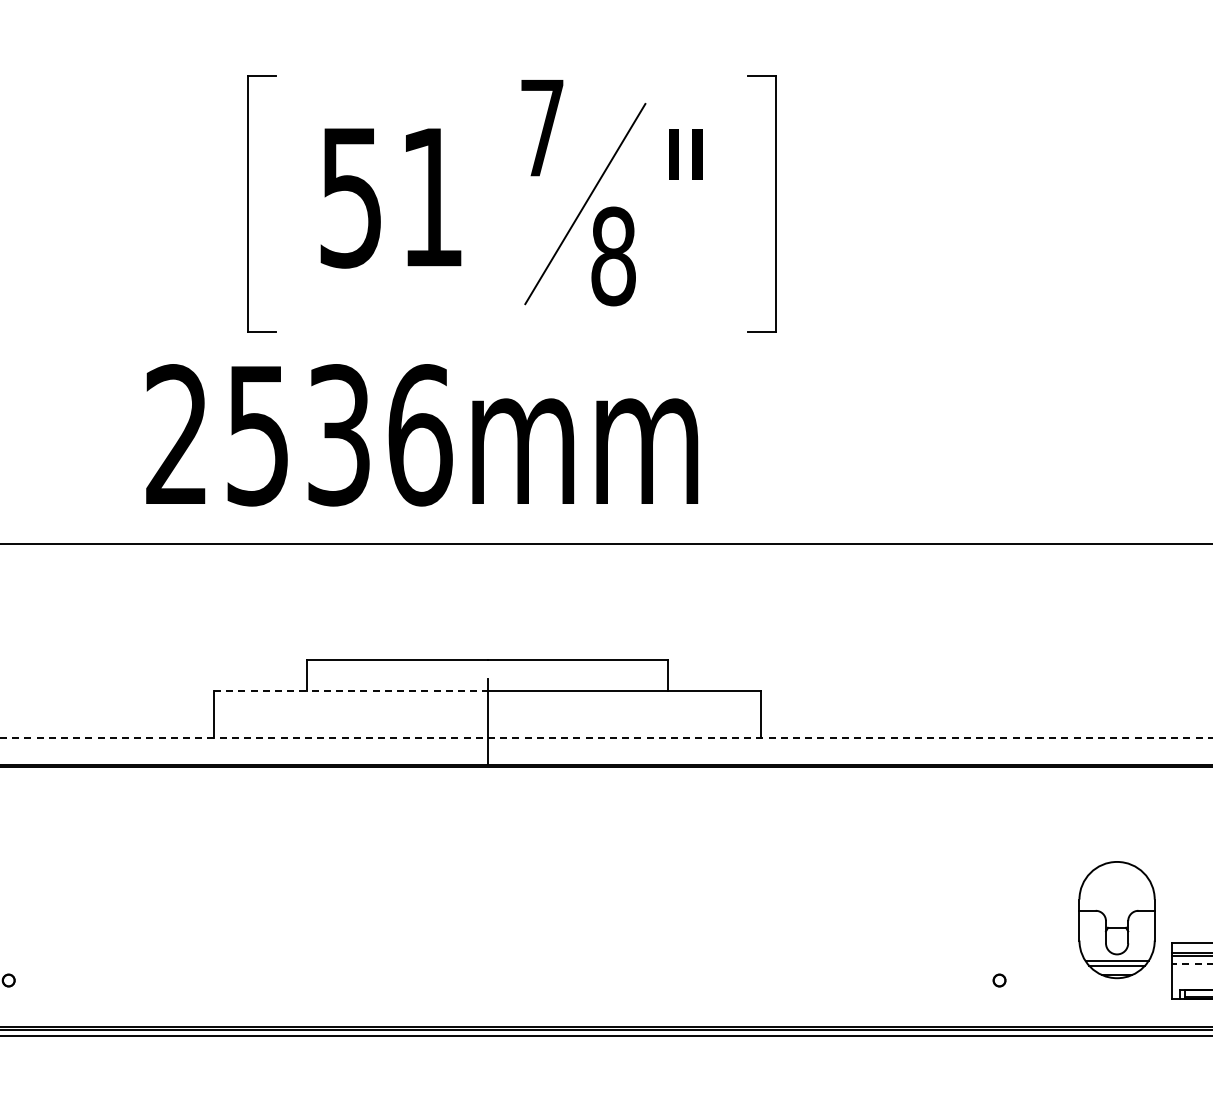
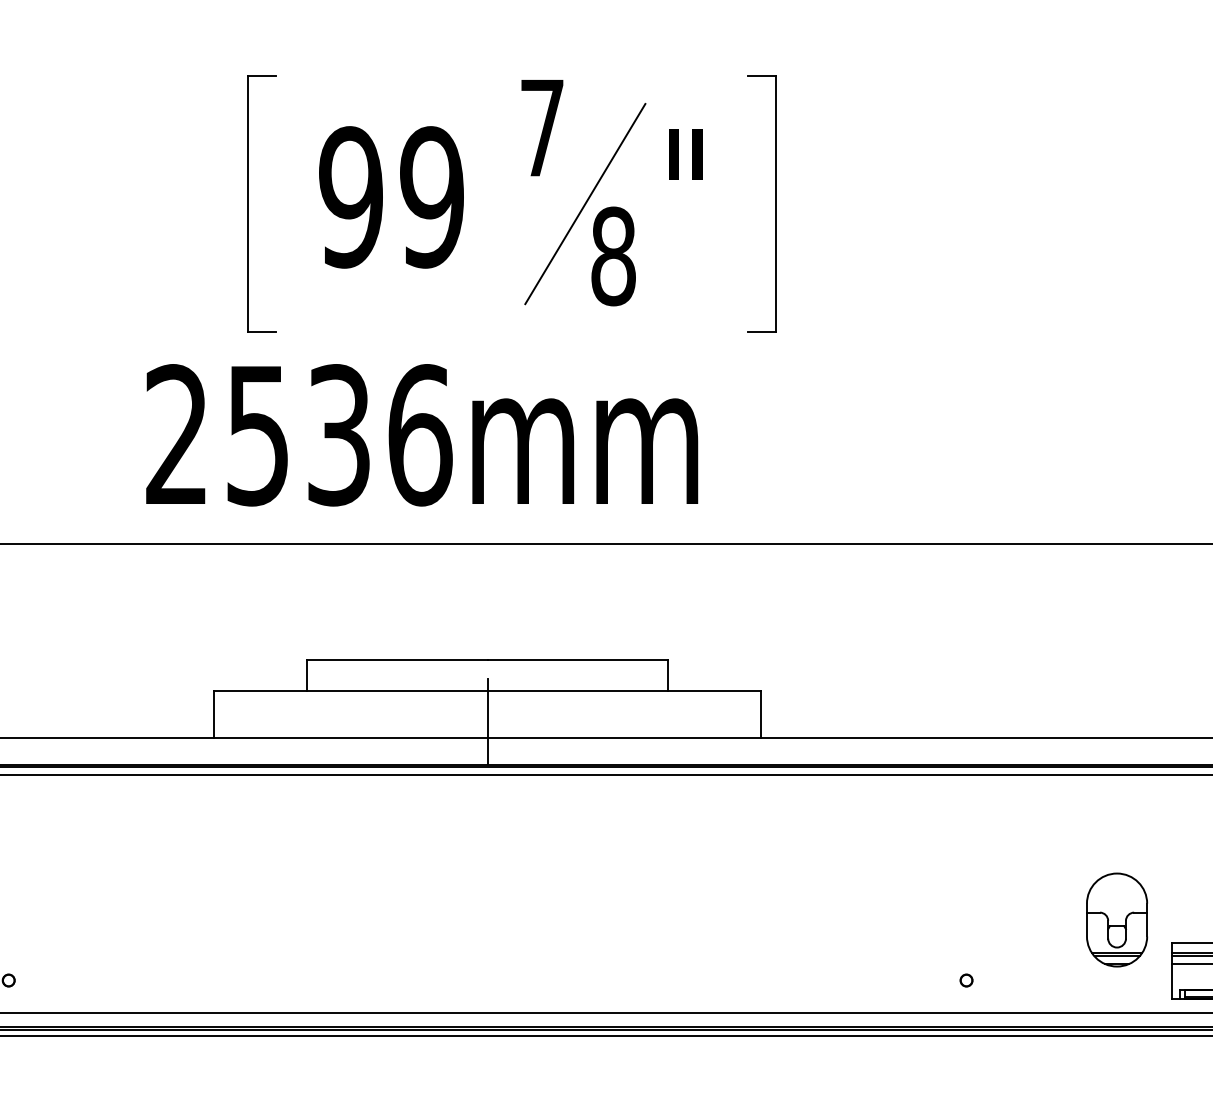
text: 51 -> 99 (391, 197)
line: dashed -> solid (350, 691)
line: dashed -> solid (606, 737)
line: none -> present (605, 775)
part size: 78x119 px -> 62x96 px (1116, 919)
line: dashed -> solid (1191, 963)
circle position: (999, 980) -> (966, 980) (966, 980)
line: none -> present (605, 1013)
